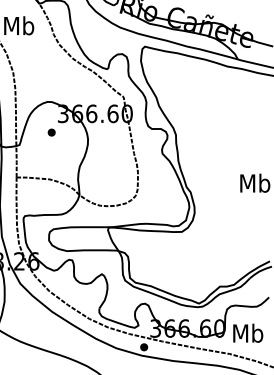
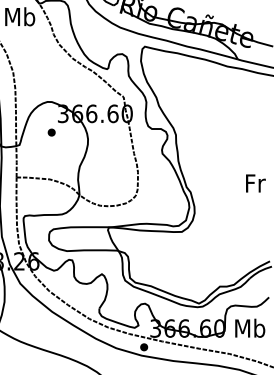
text position: (19, 25) -> (20, 16) (20, 16)
text: Mb -> Fr (255, 182)
text position: (248, 332) -> (250, 327) (250, 327)
